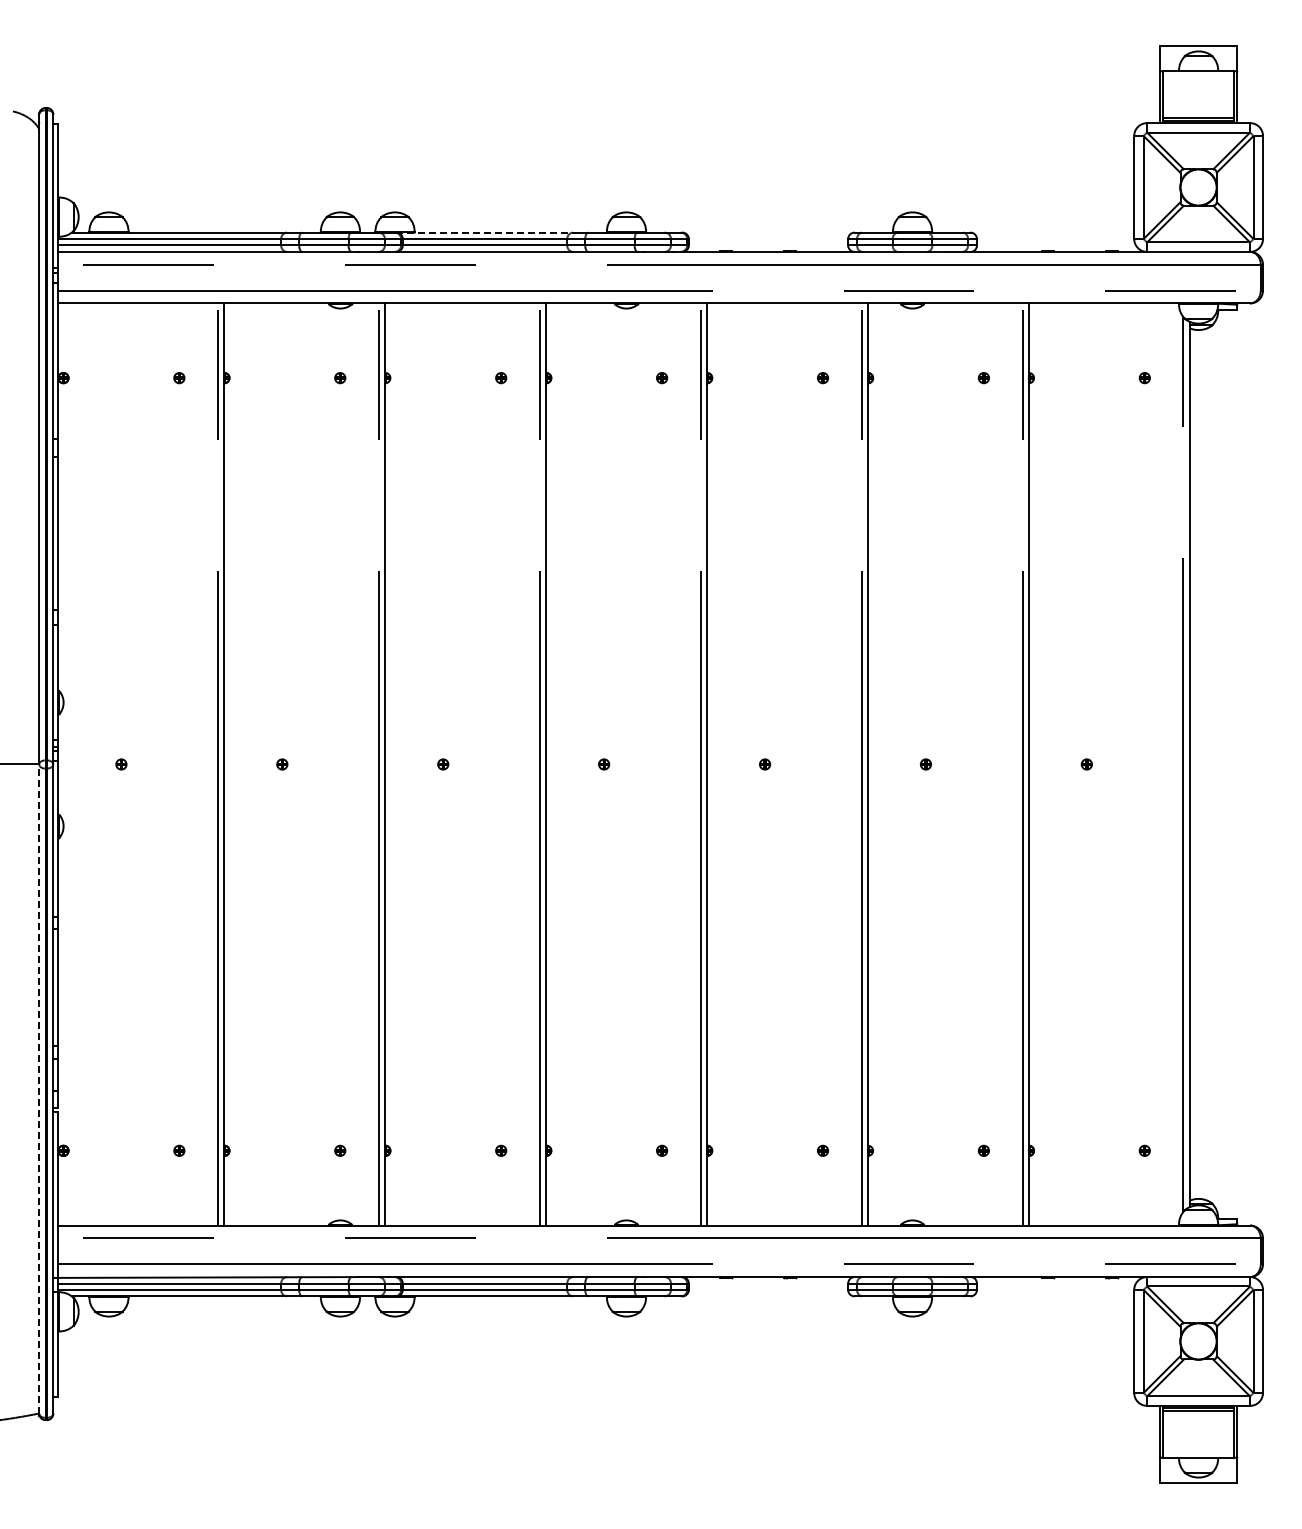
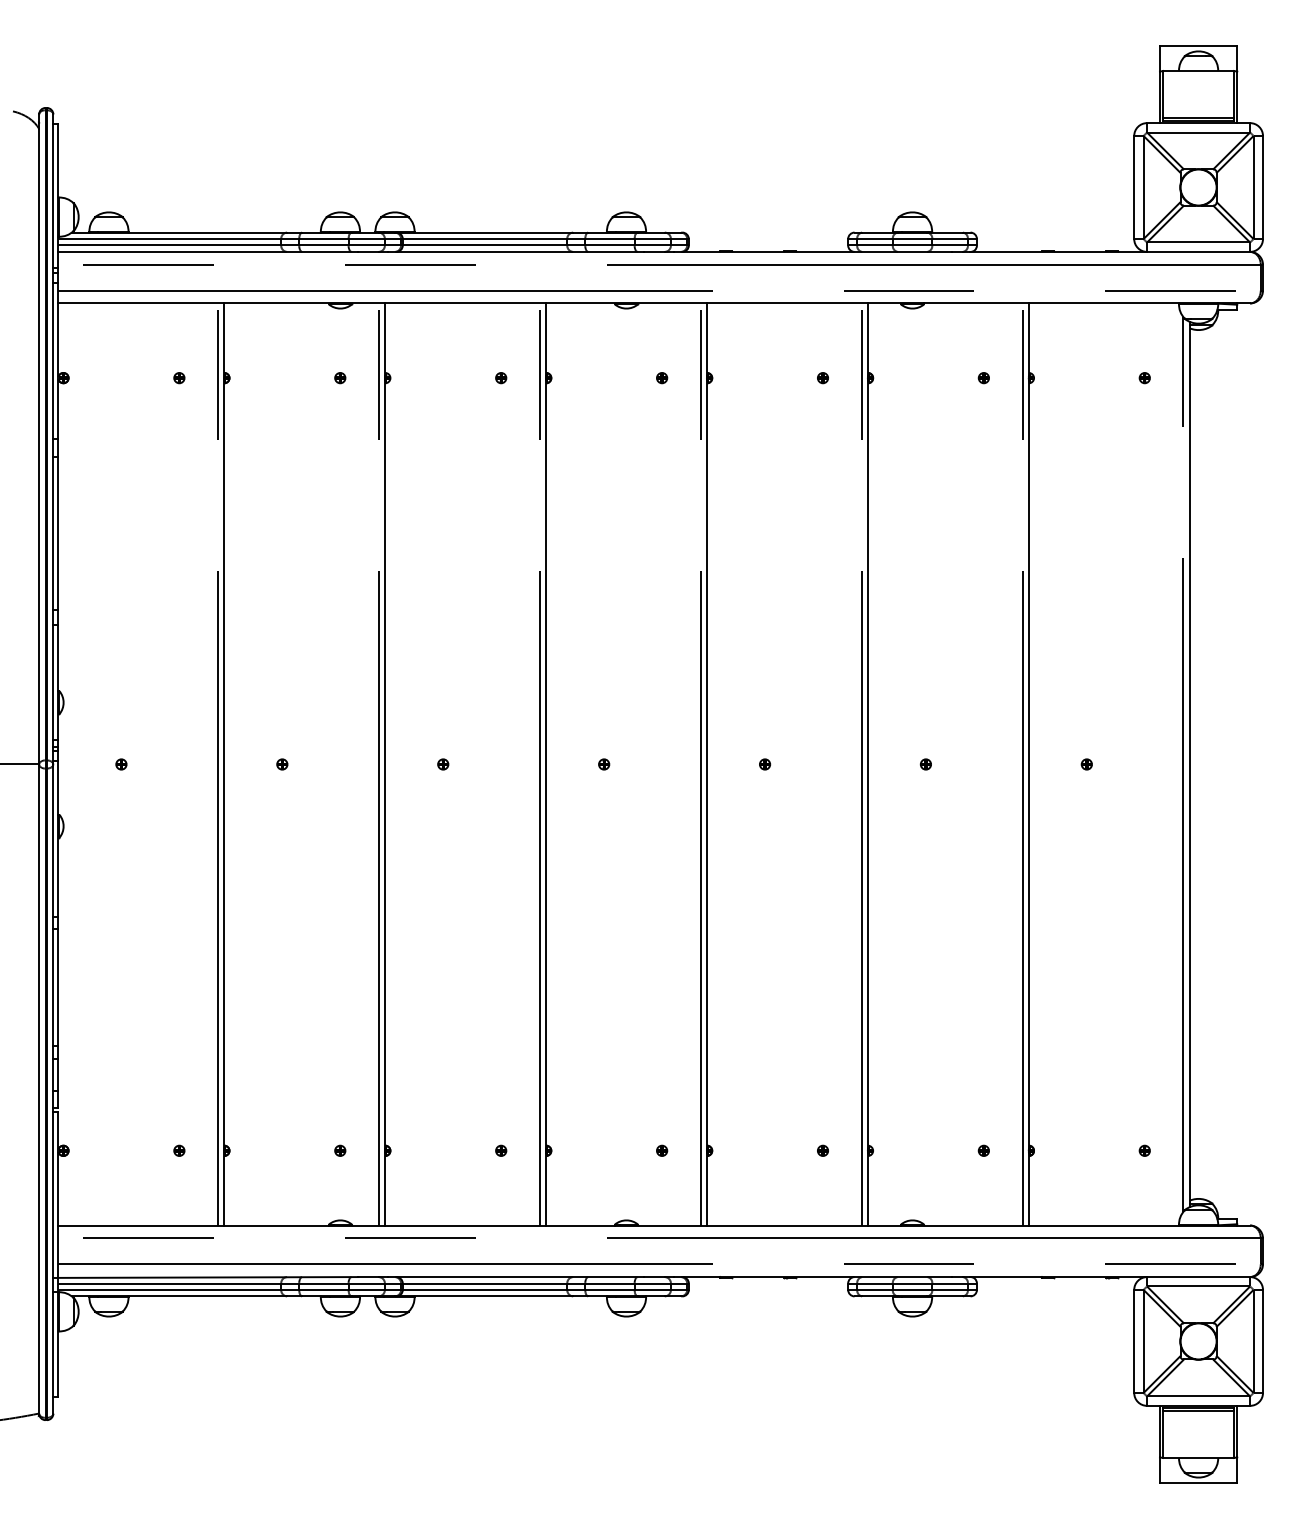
line: dashed -> solid (485, 232)
line: dashed -> solid (39, 1089)
